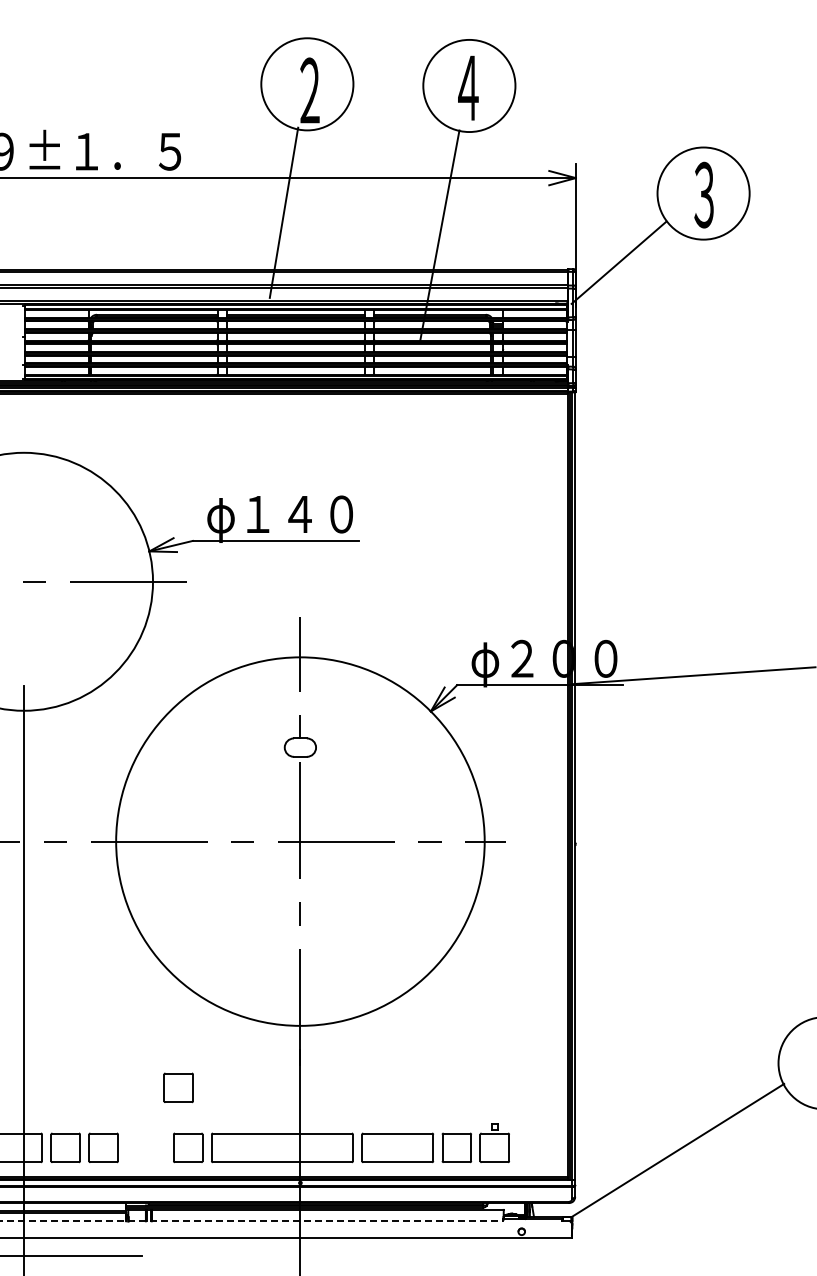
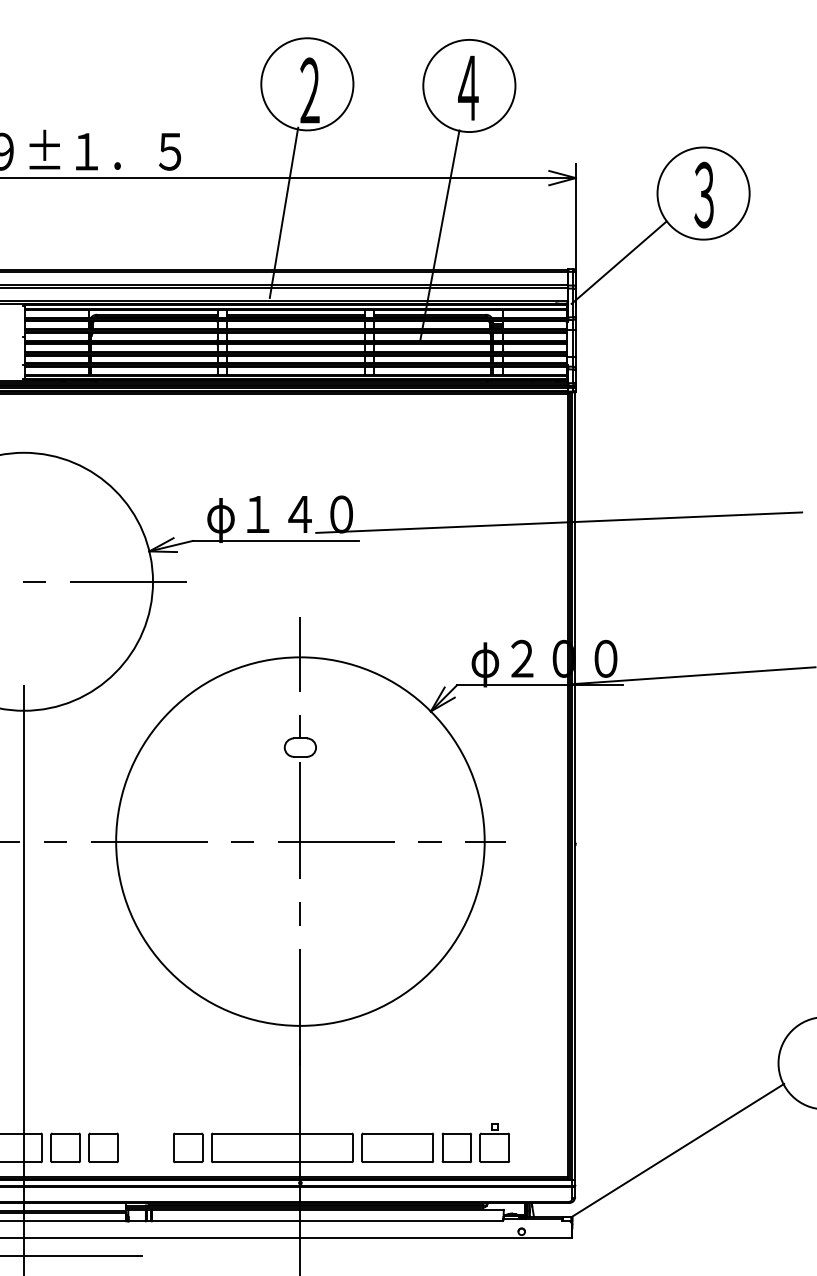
line: none -> present (559, 522)
part: present -> none (178, 1087)
line: dashed -> solid (252, 1221)
